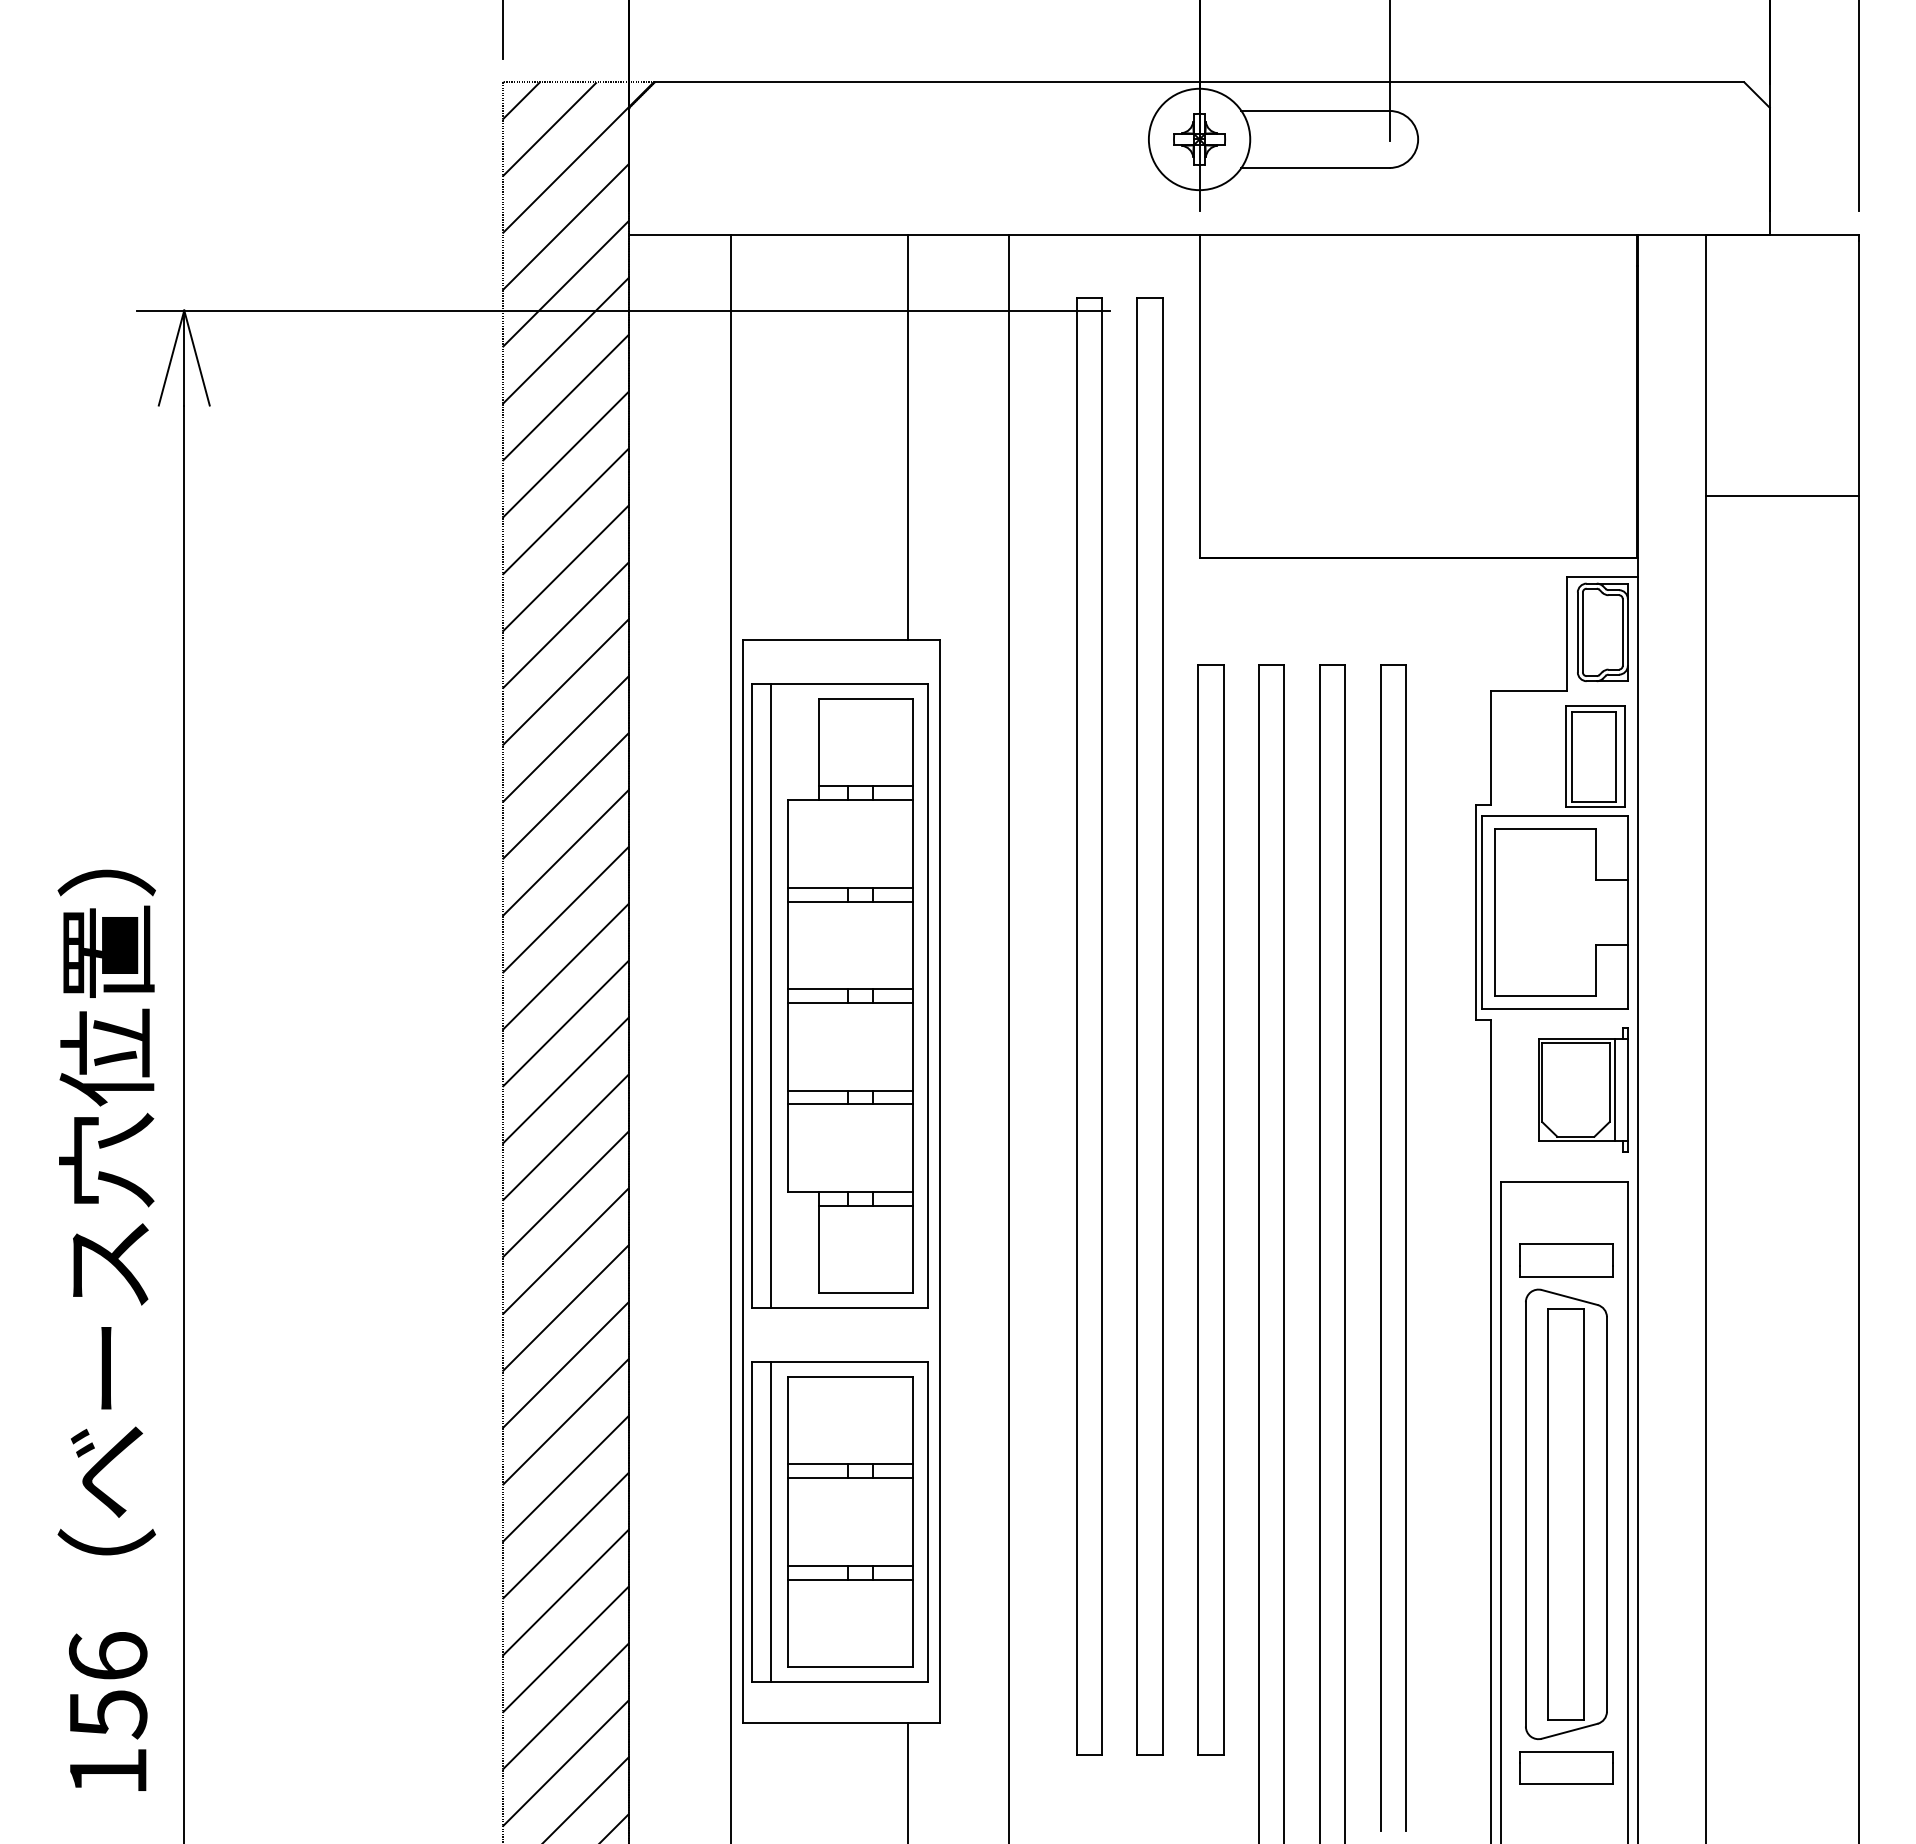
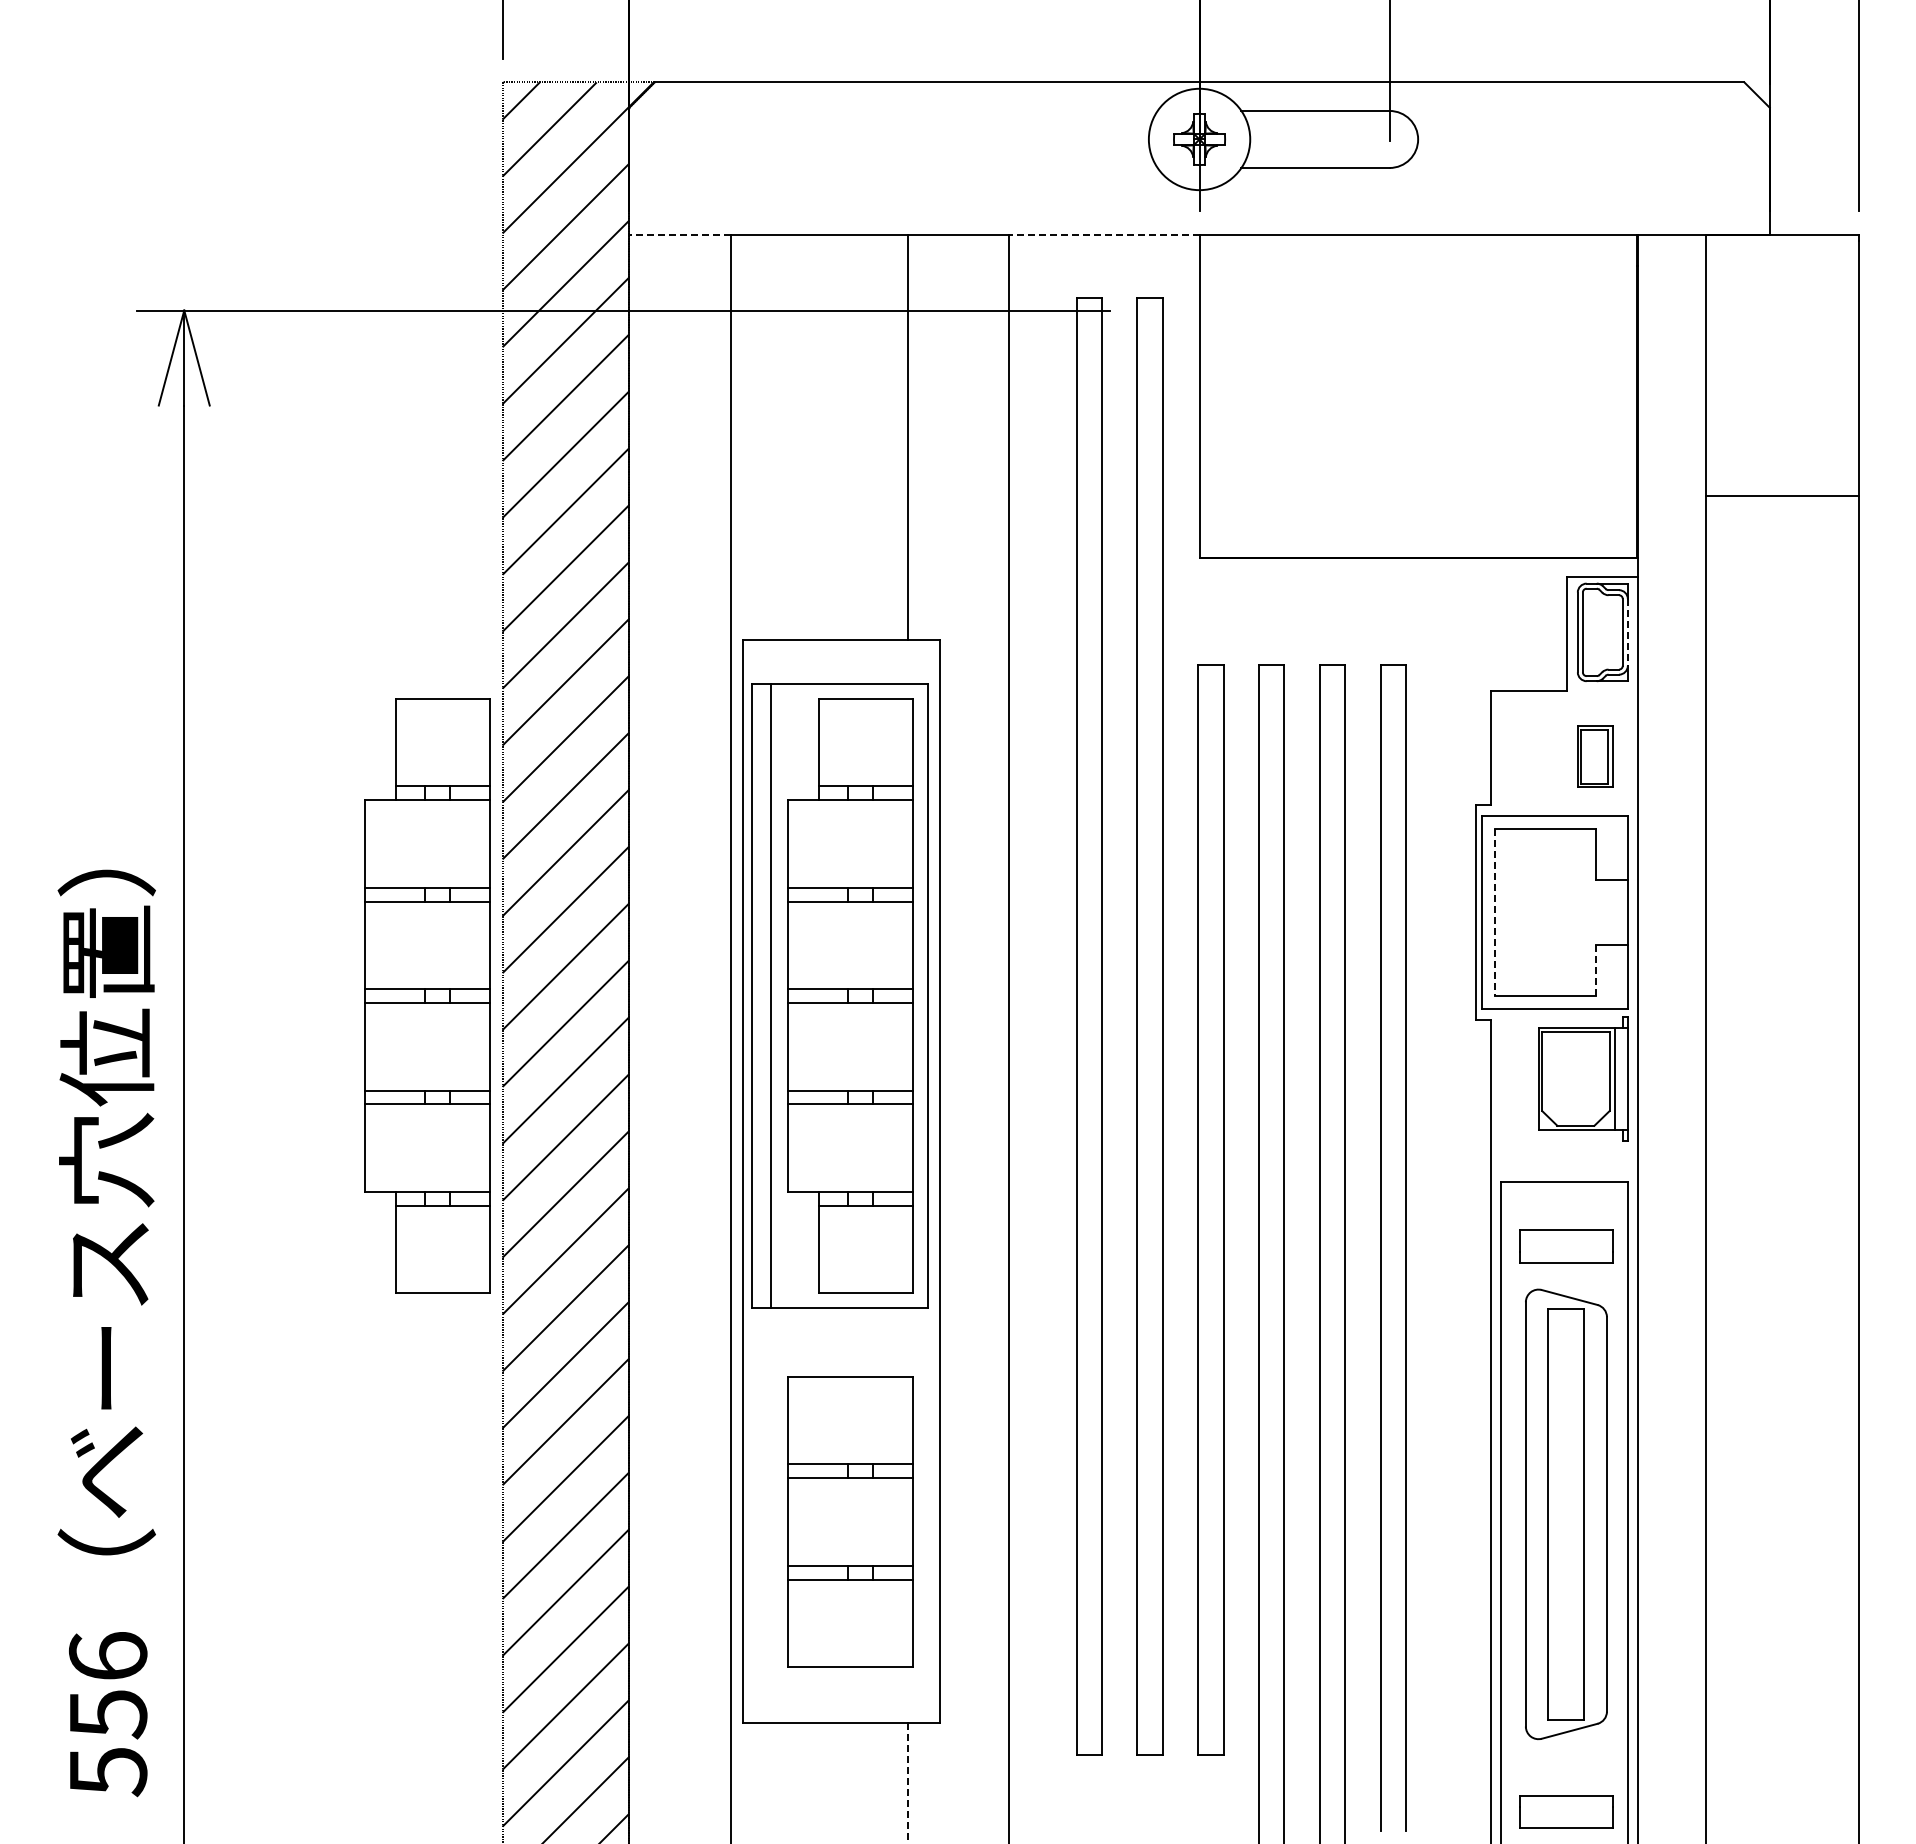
line: solid -> dashed (680, 234)
line: solid -> dashed (1104, 234)
line: solid -> dashed (1627, 632)
part size: 61x103 px -> 37x63 px (1595, 756)
line: solid -> dashed (1494, 912)
line: solid -> dashed (1596, 970)
part: none -> present (427, 995)
part position: (1583, 1089) -> (1583, 1078) (1583, 1078)
part position: (1566, 1260) -> (1566, 1246) (1566, 1246)
part: present -> none (839, 1521)
part position: (1566, 1767) -> (1566, 1811) (1566, 1811)
text: 156 -> 556 (108, 1772)
line: solid -> dashed (908, 1783)
